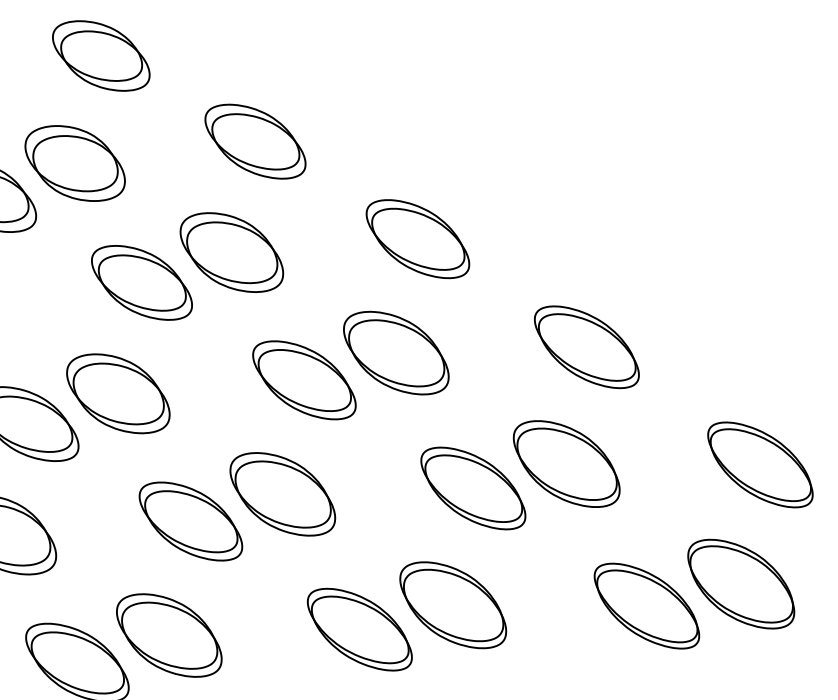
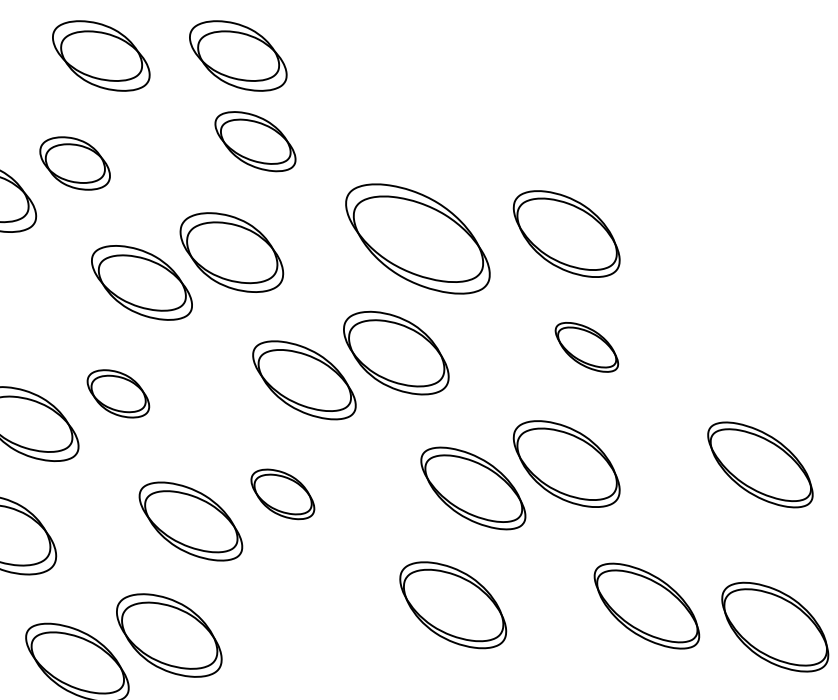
part: none -> present (238, 55)
part size: 103x77 px -> 83x62 px (255, 141)
part size: 102x77 px -> 72x55 px (74, 163)
part: none -> present (566, 233)
part size: 106x81 px -> 146x112 px (417, 238)
part size: 106x85 px -> 66x51 px (586, 347)
part size: 105x82 px -> 65x50 px (118, 393)
part size: 108x85 px -> 66x53 px (282, 494)
part position: (741, 583) -> (775, 626) (775, 626)
part: present -> none (359, 629)
